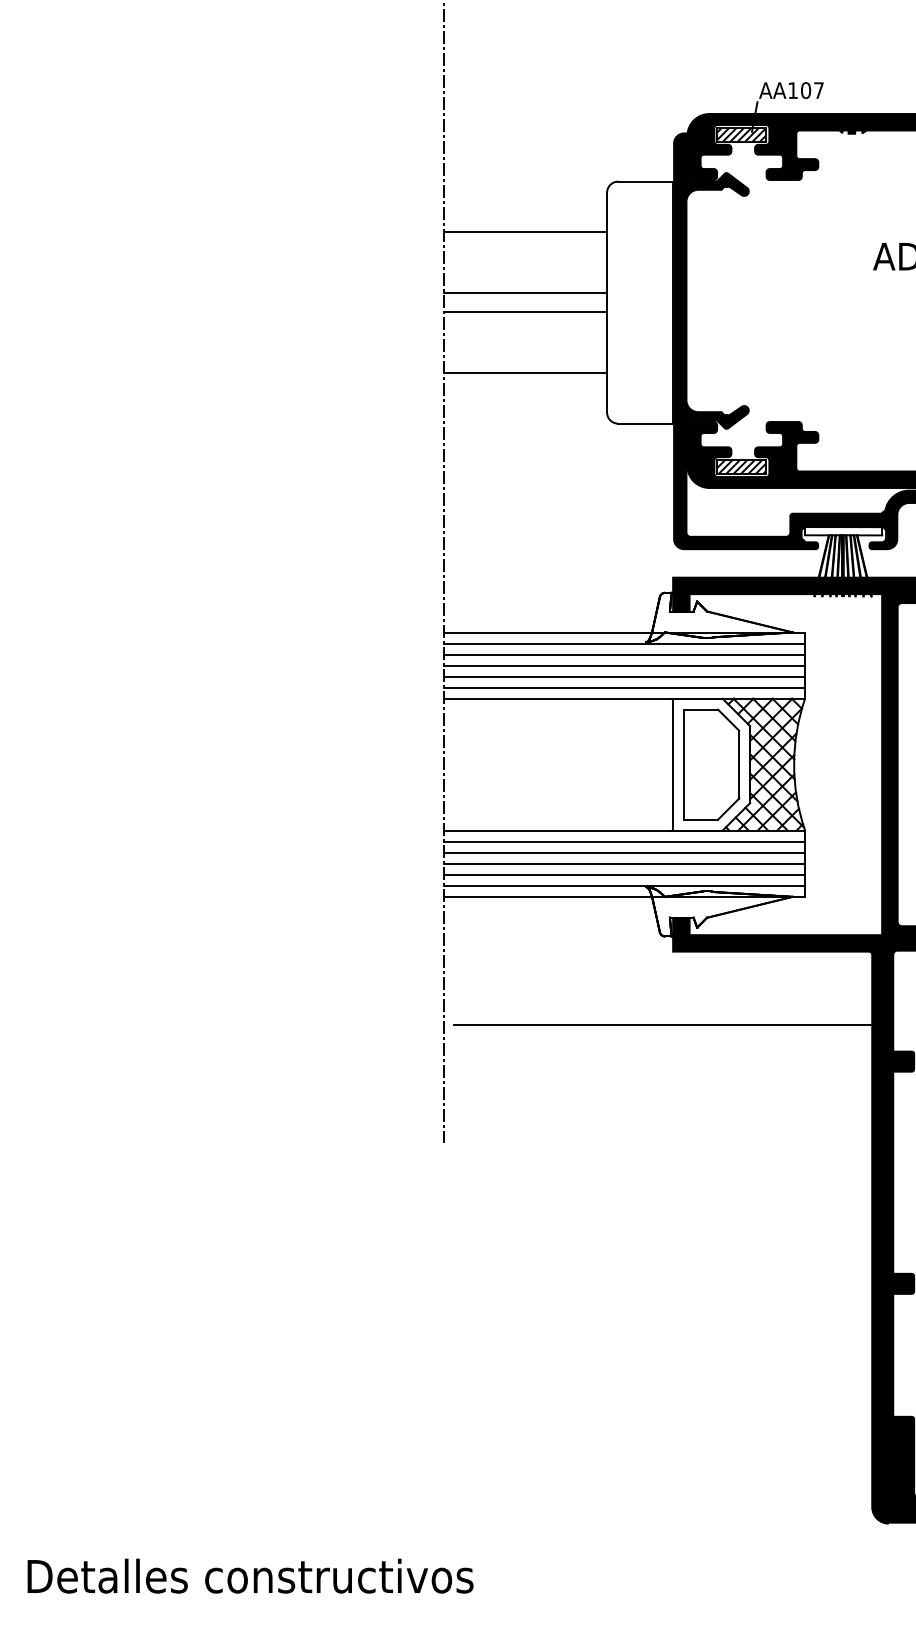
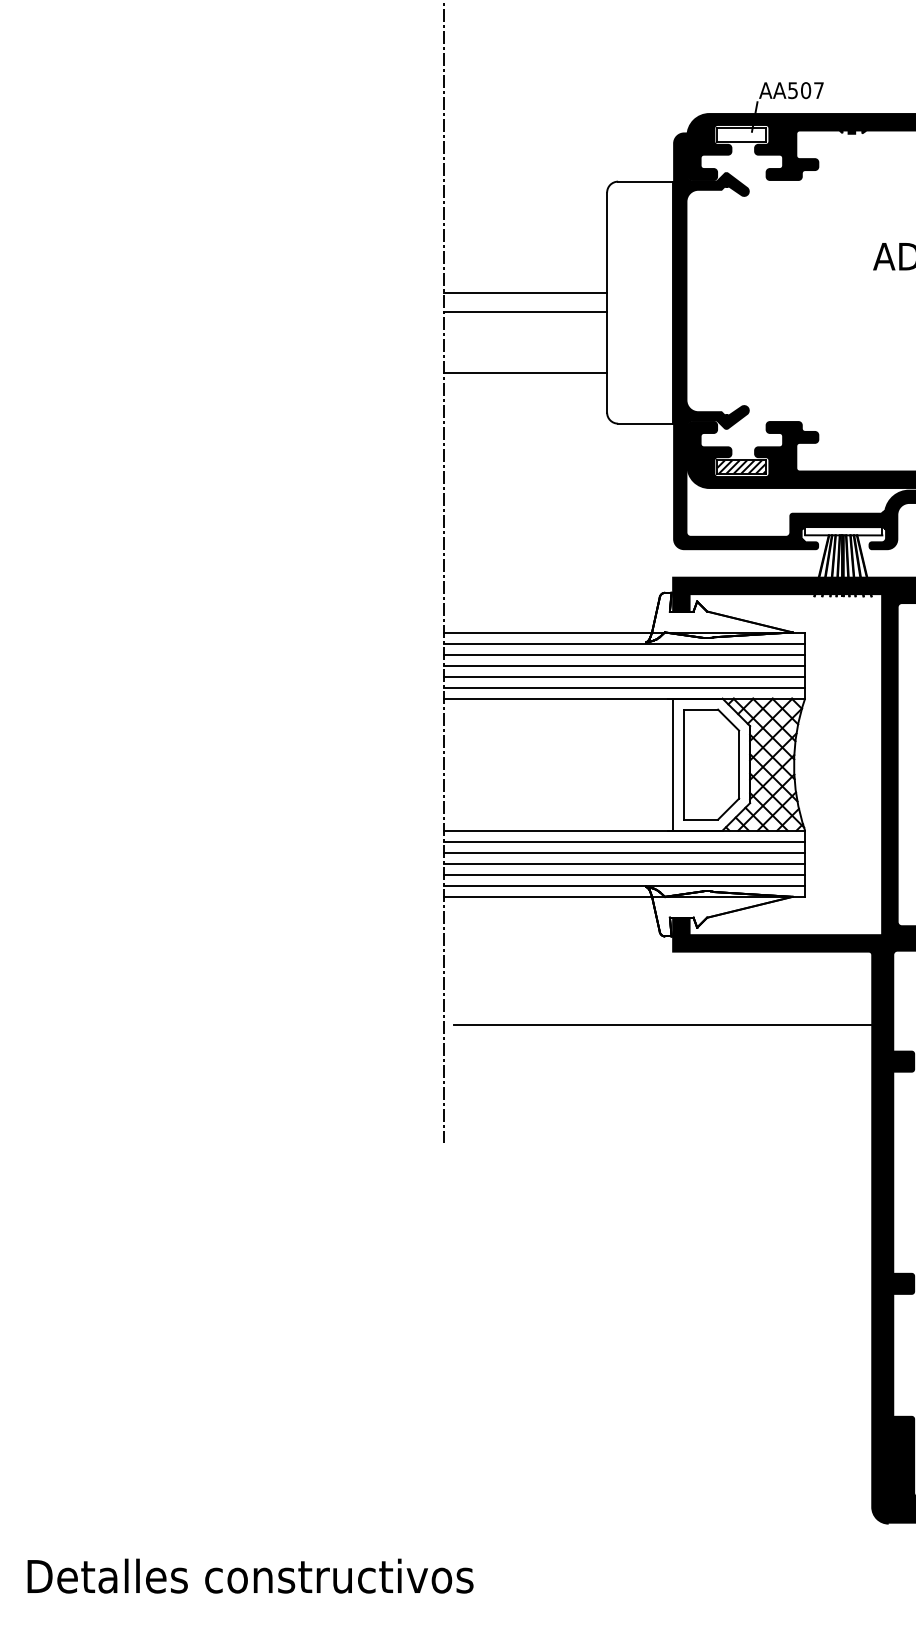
text: AA107 -> AA507 (792, 90)
hatch: present -> none (741, 134)
line: present -> none (525, 232)
